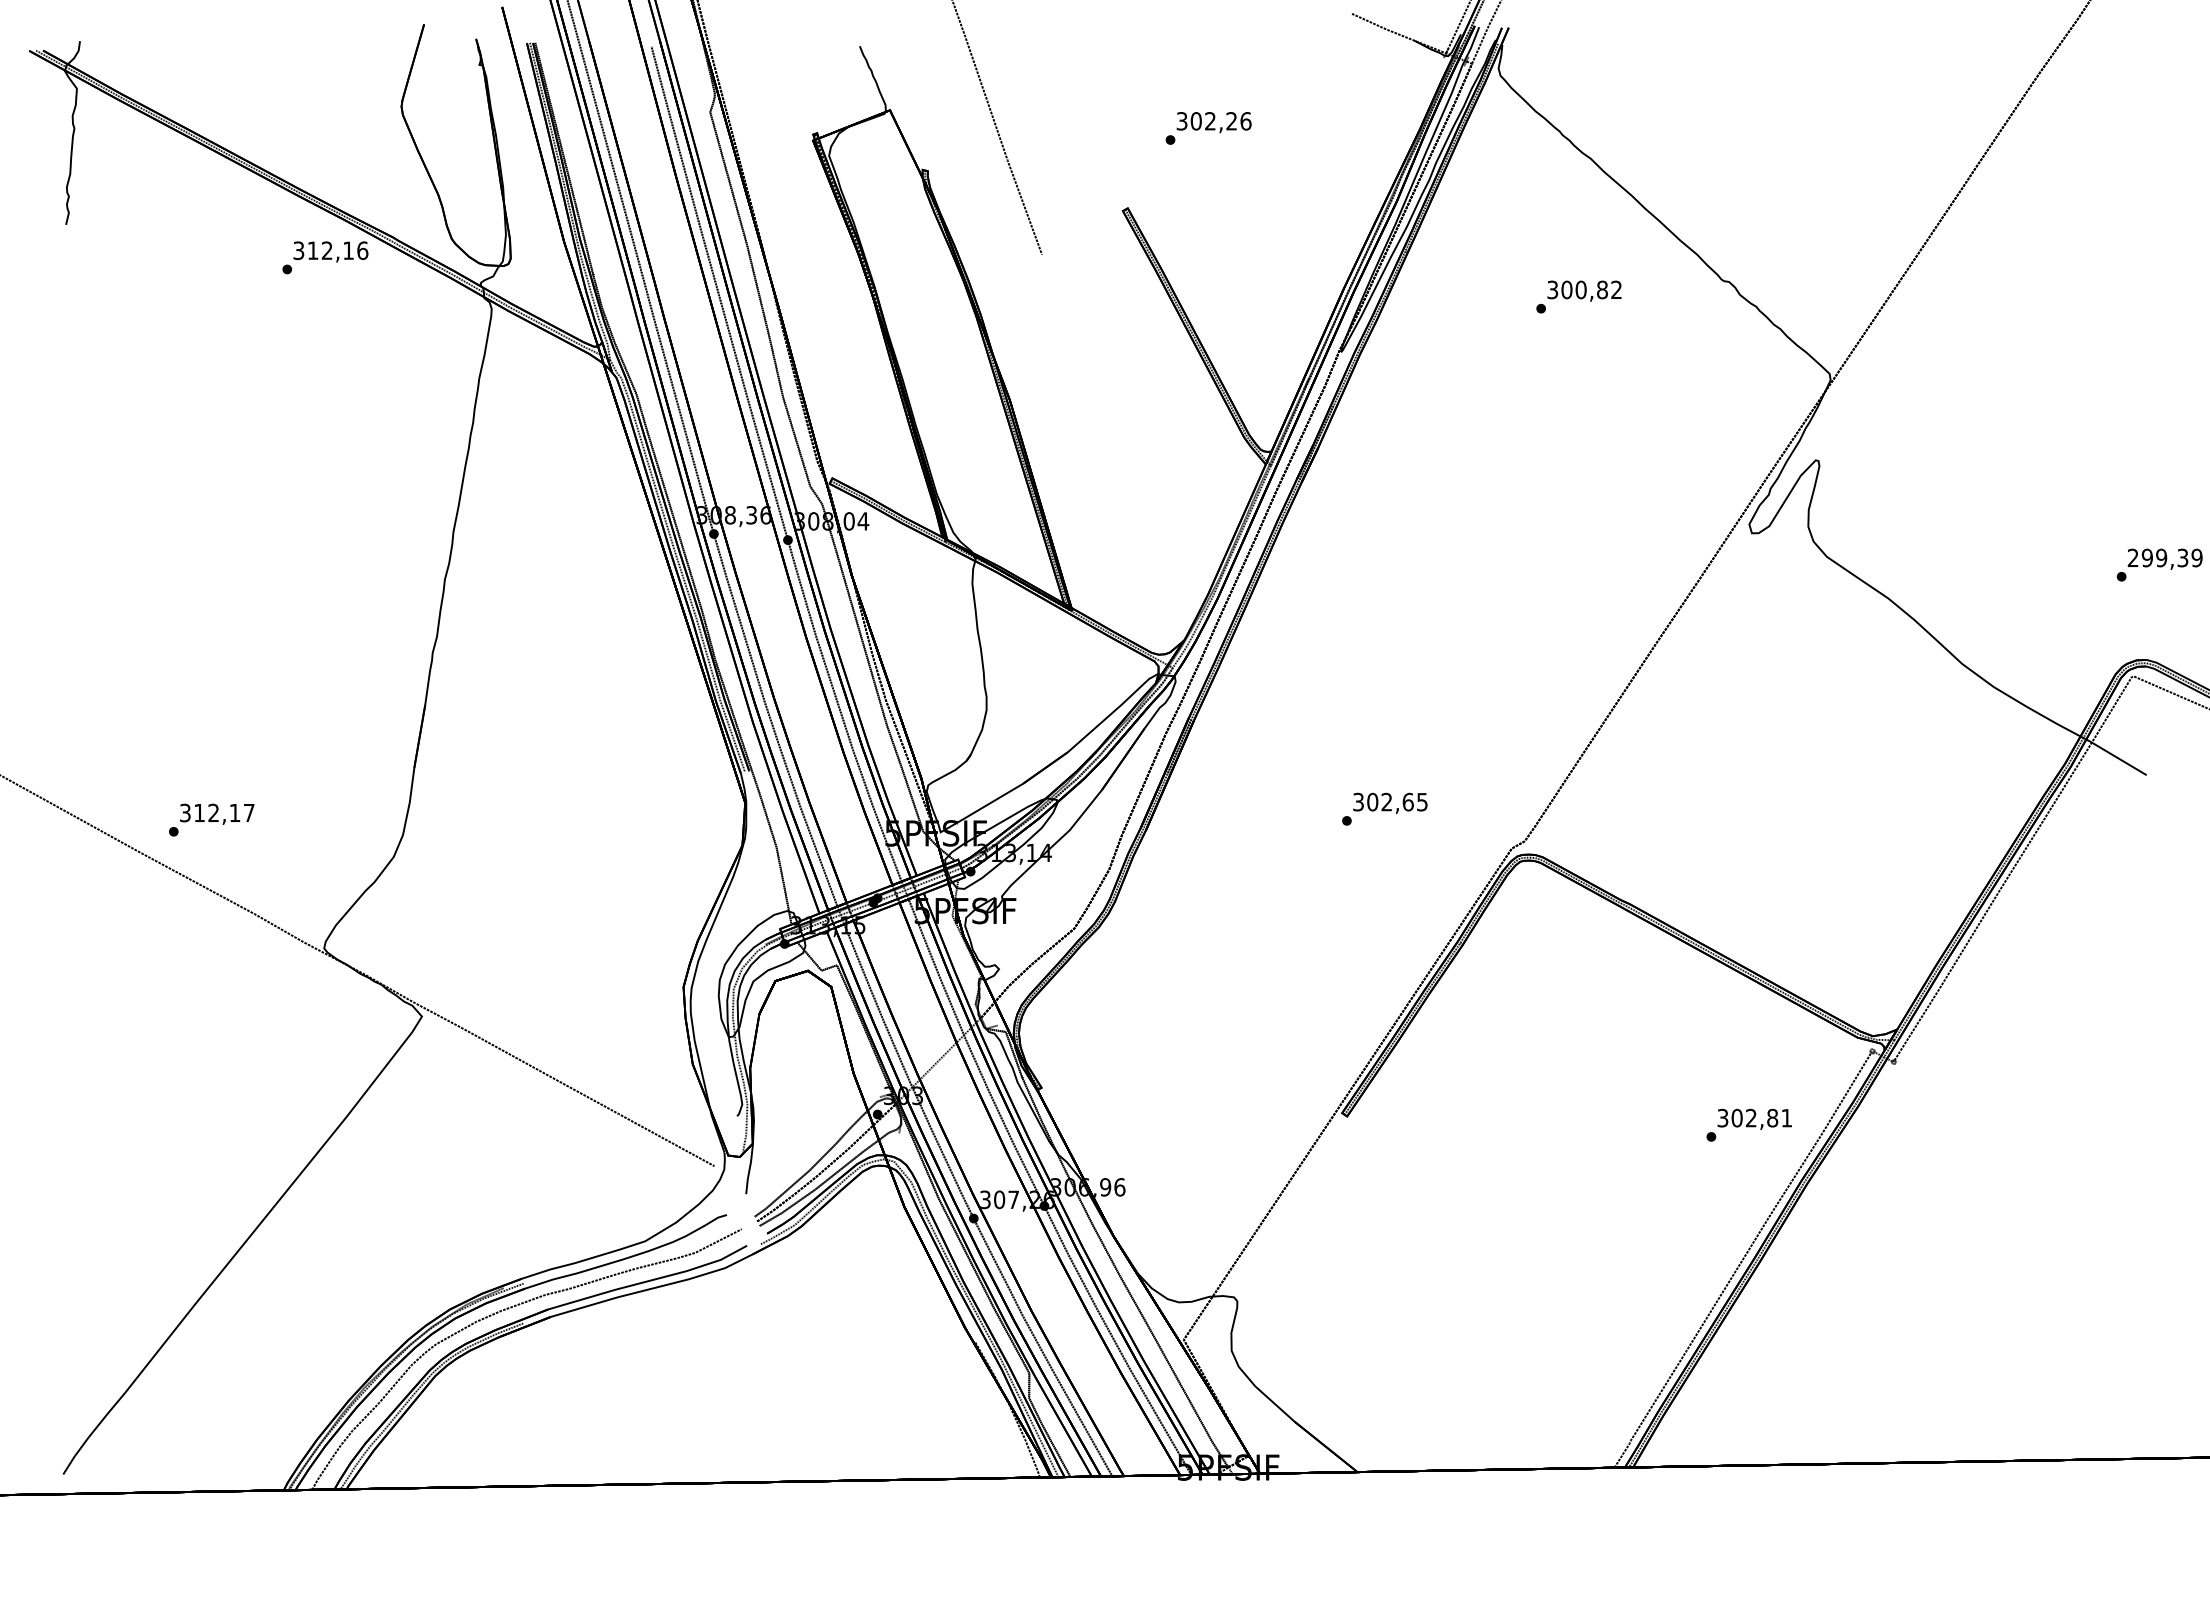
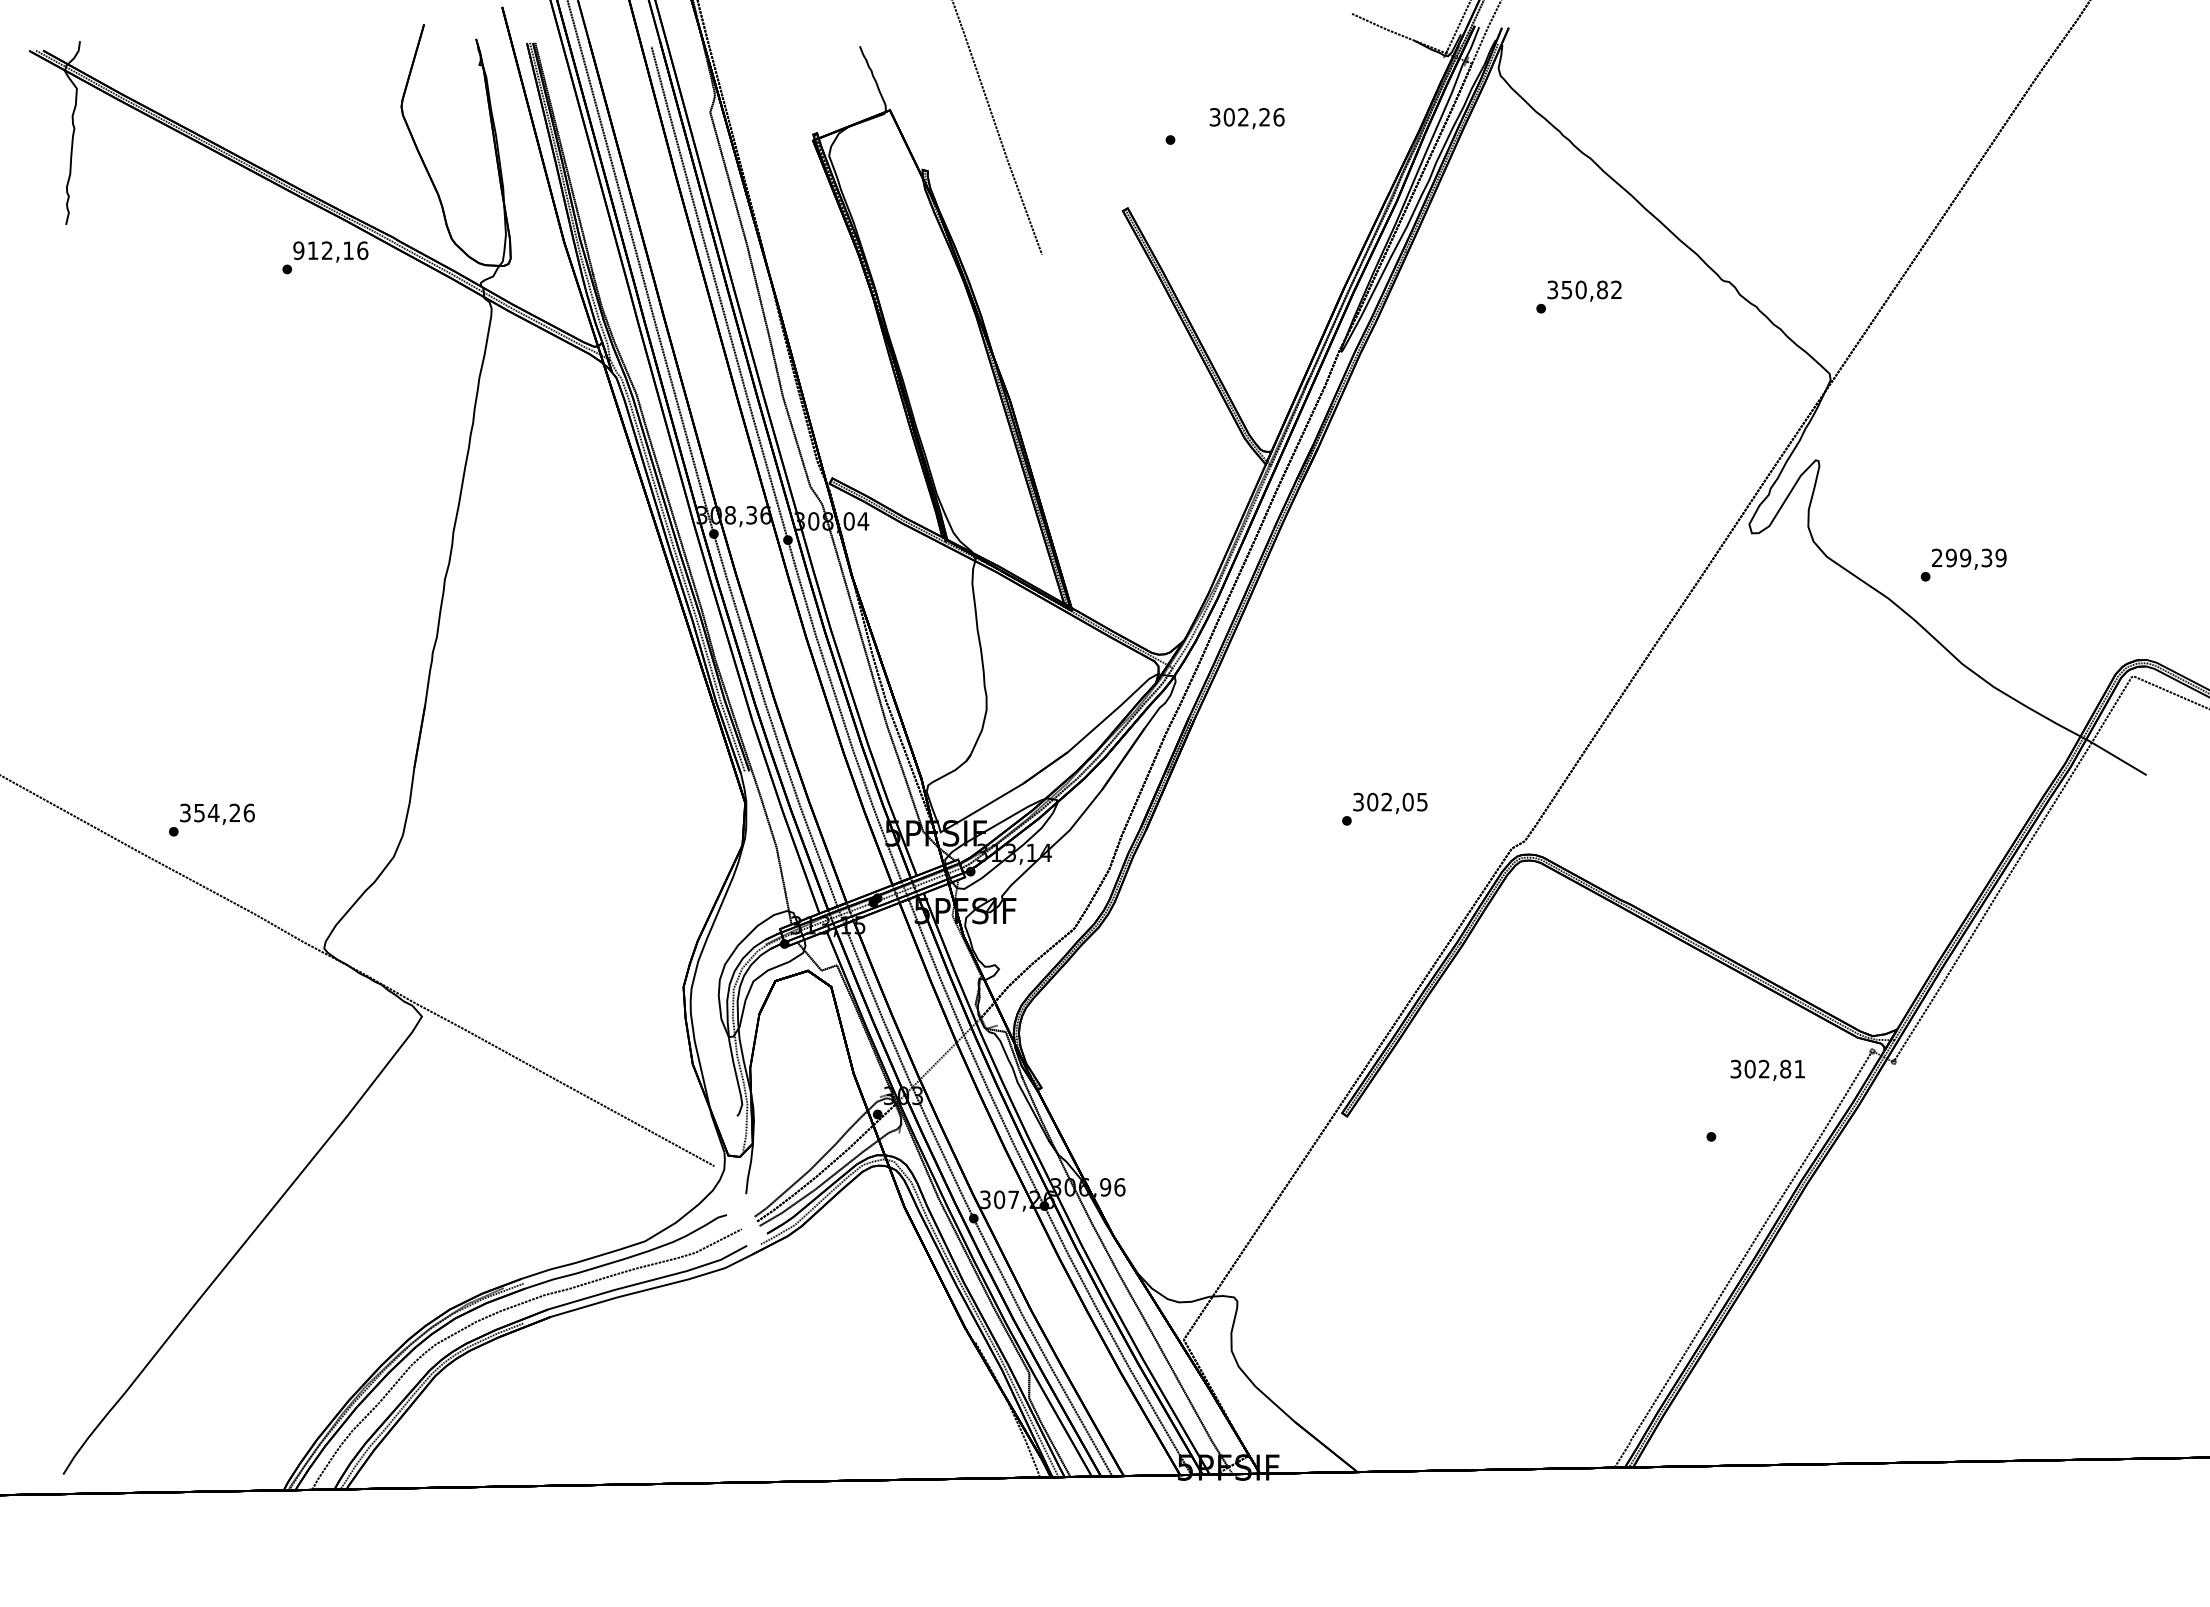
text position: (1213, 122) -> (1246, 118) (1246, 118)
text: 312,16 -> 912,16 (298, 250)
text: 300,82 -> 350,82 (1566, 289)
text position: (2159, 564) -> (1963, 564) (1963, 564)
text: 302,65 -> 302,05 (1407, 801)
text: 312,17 -> 354,26 (224, 812)
text position: (1754, 1118) -> (1767, 1069) (1767, 1069)
